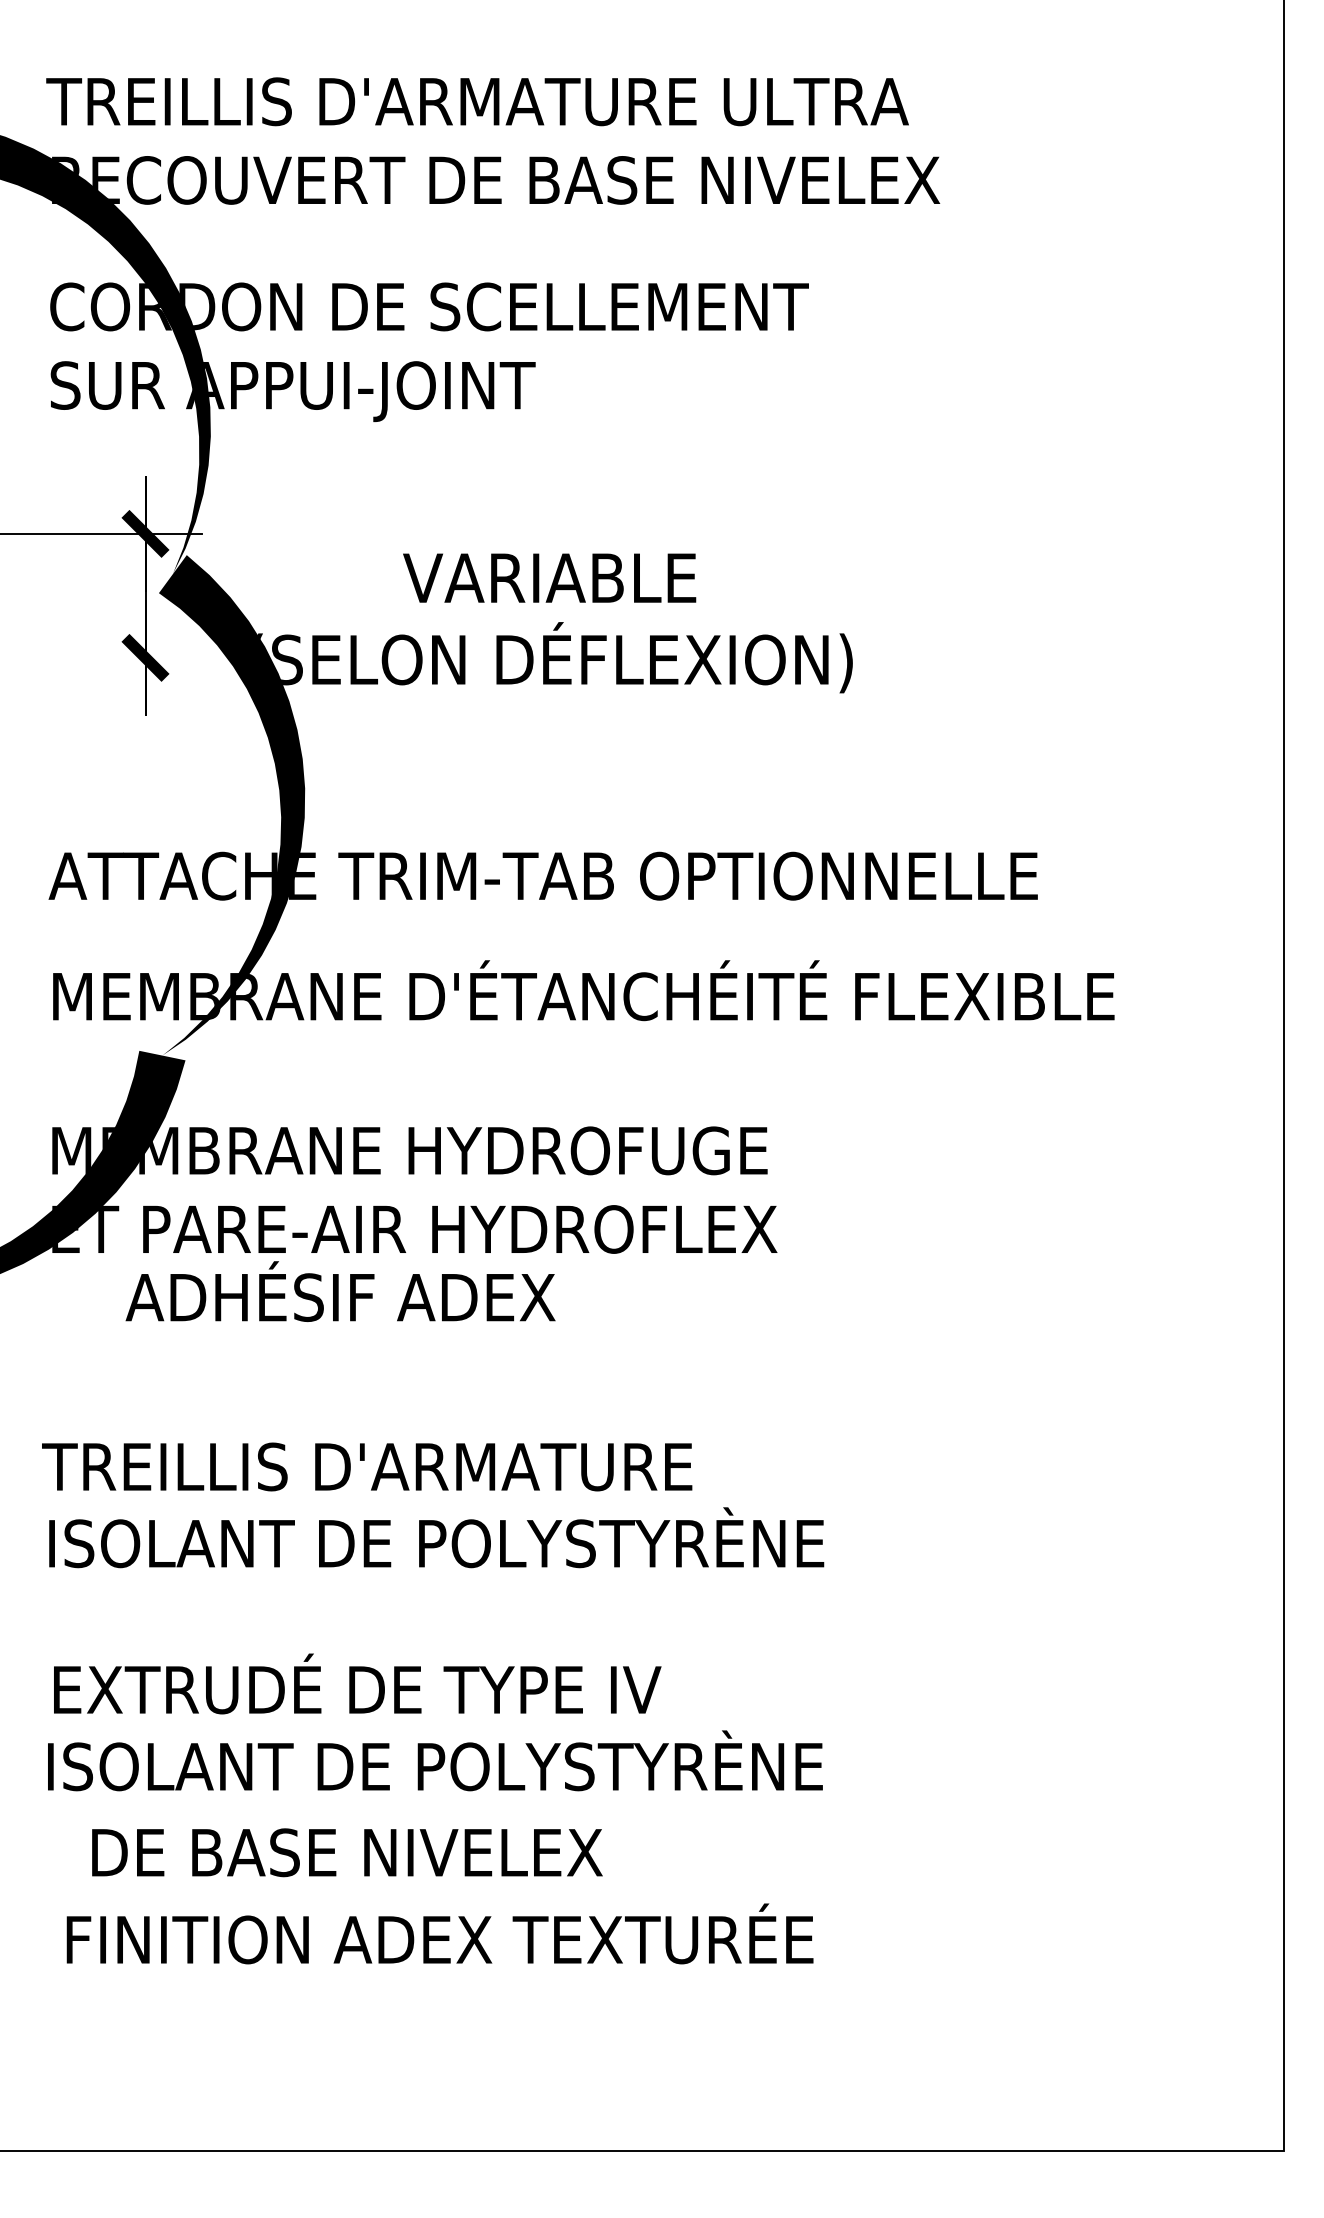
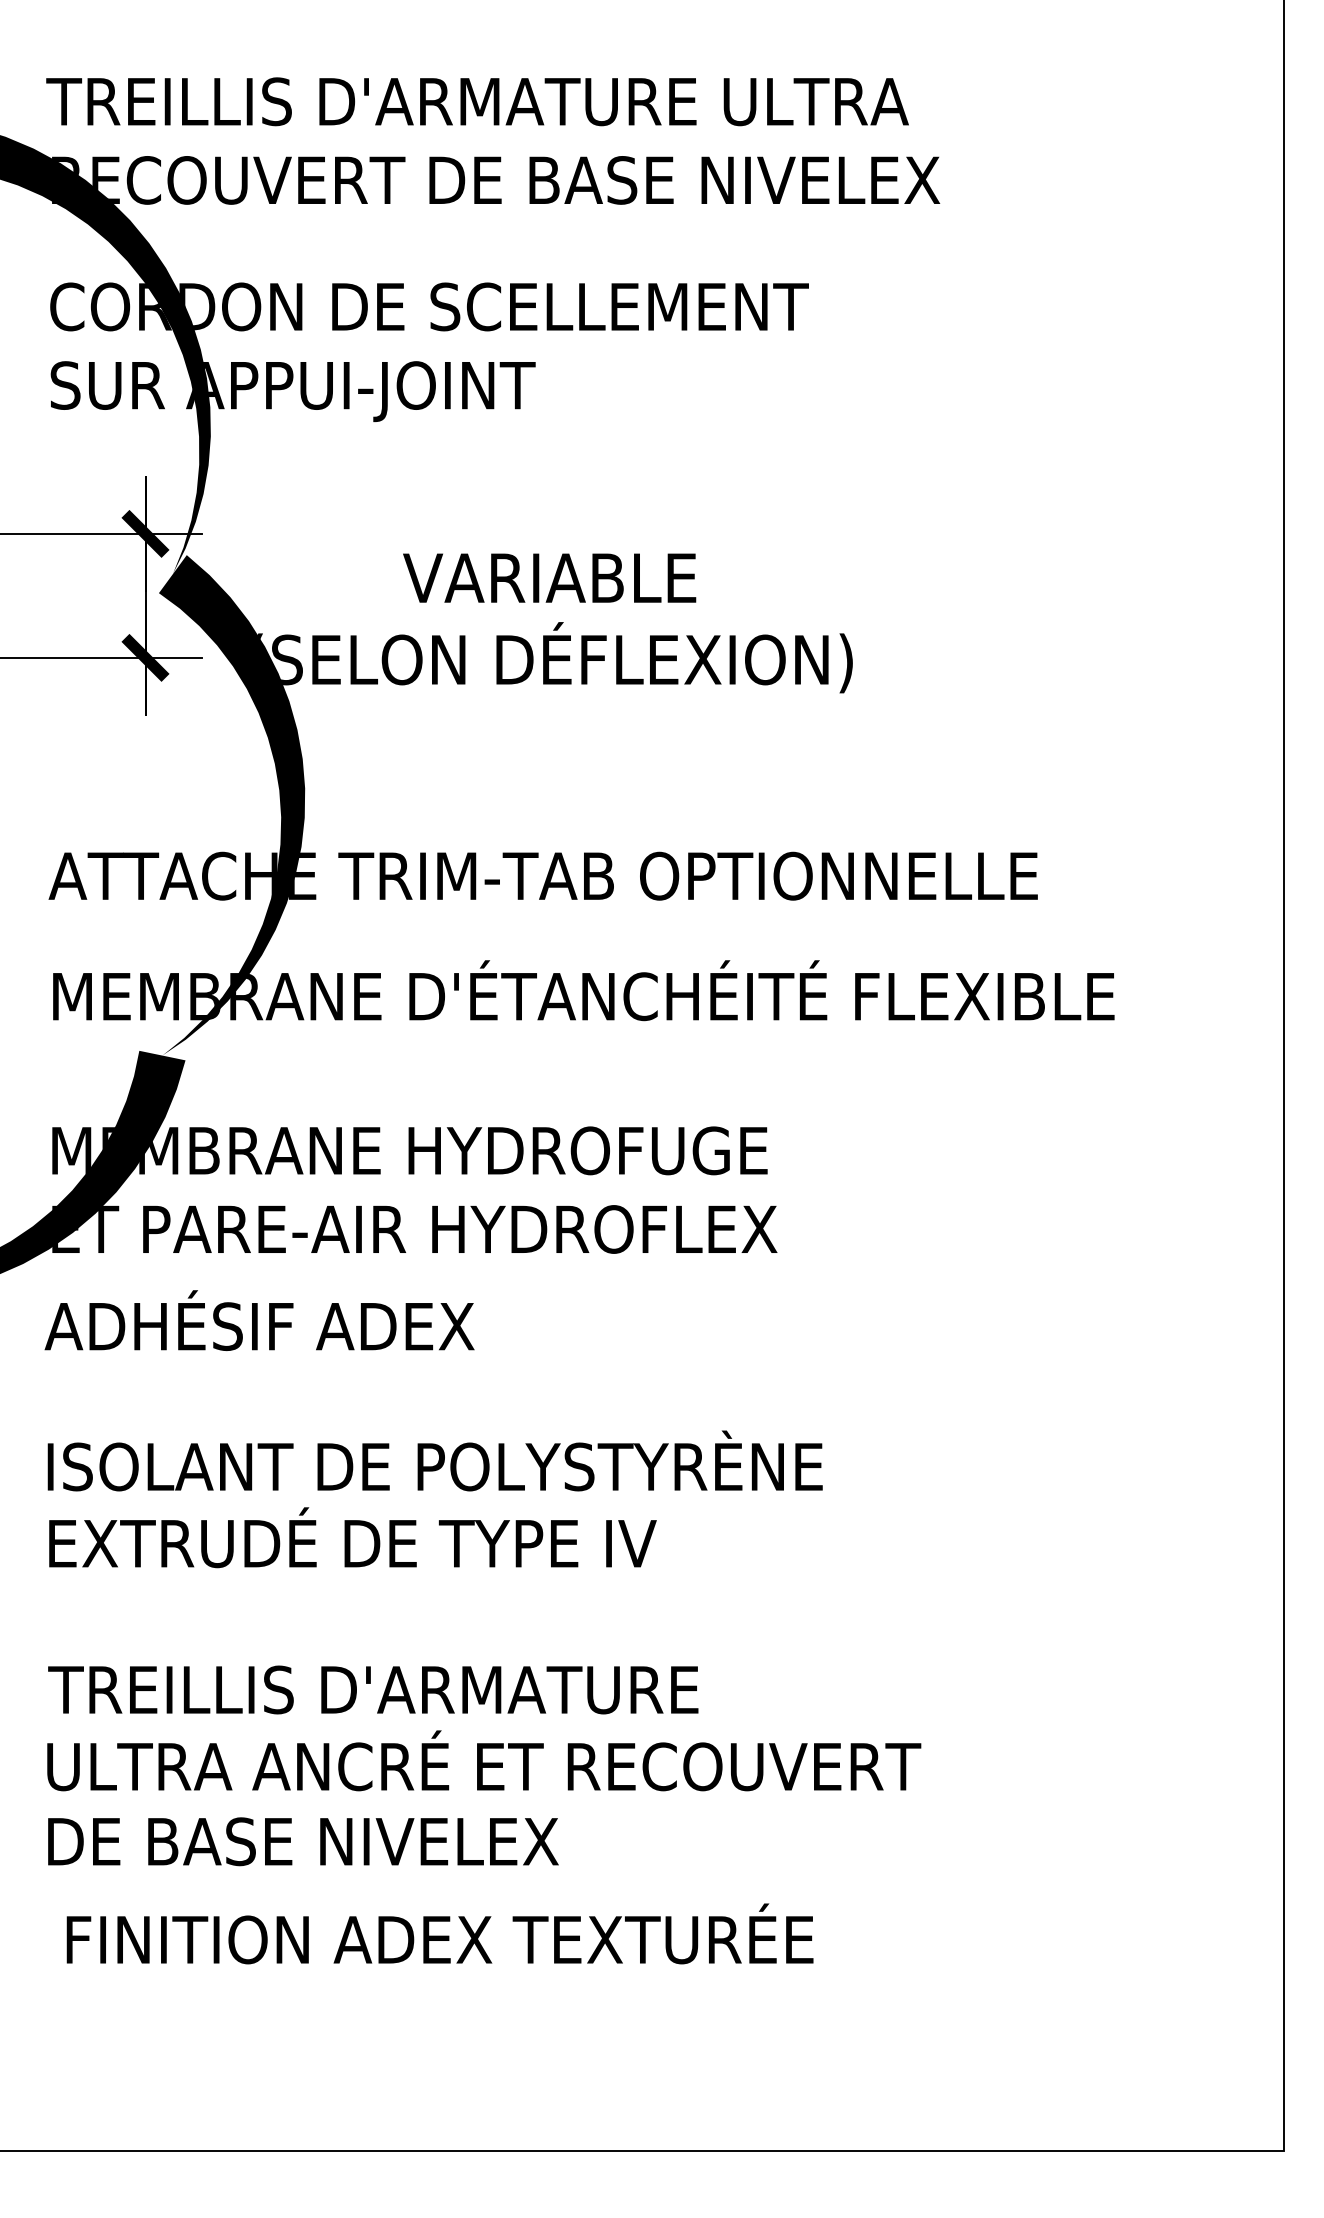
line: none -> present (102, 657)
text position: (340, 1291) -> (259, 1320) (259, 1320)
text: TREILLIS D'ARMATURE -> ISOLANT DE POLYSTYRÈNE (432, 1460)
text: ISOLANT DE POLYSTYRÈNE -> EXTRUDÉ DE TYPE IV (439, 1537)
text: EXTRUDÉ DE TYPE IV -> TREILLIS D'ARMATURE (373, 1683)
text: ISOLANT DE POLYSTYRÈNE -> ULTRA ANCRÉ ET RECOUVERT (484, 1760)
text position: (347, 1852) -> (303, 1841) (303, 1841)
